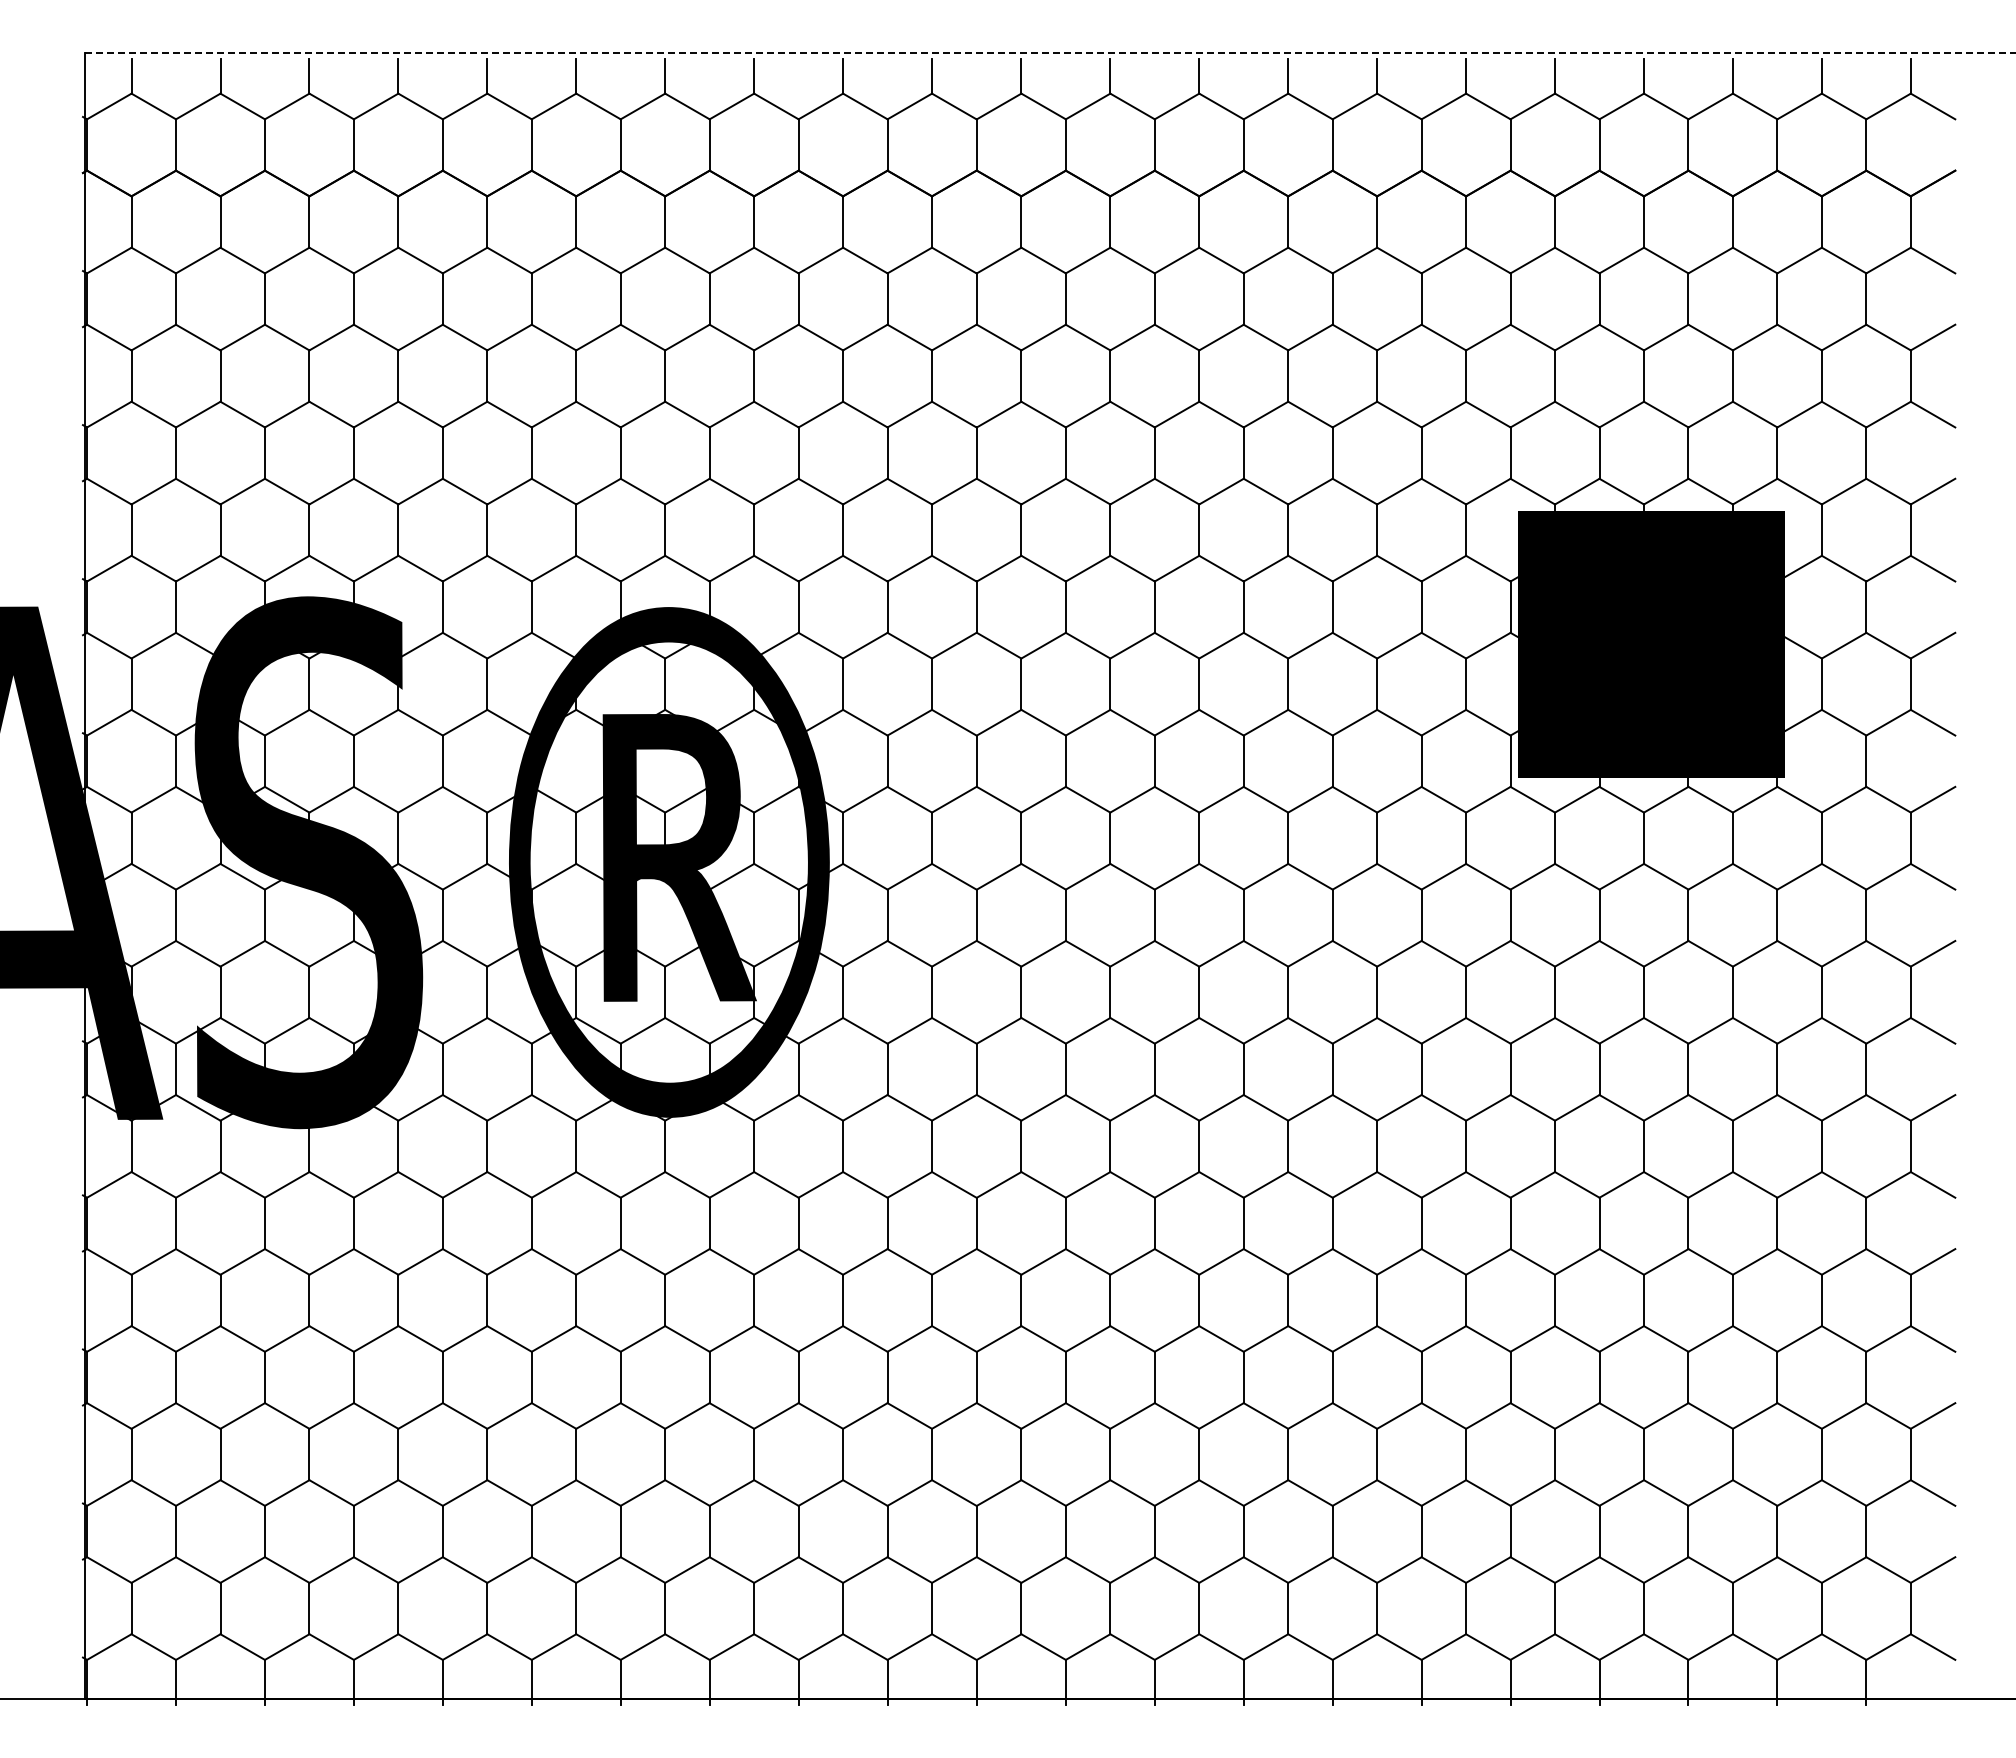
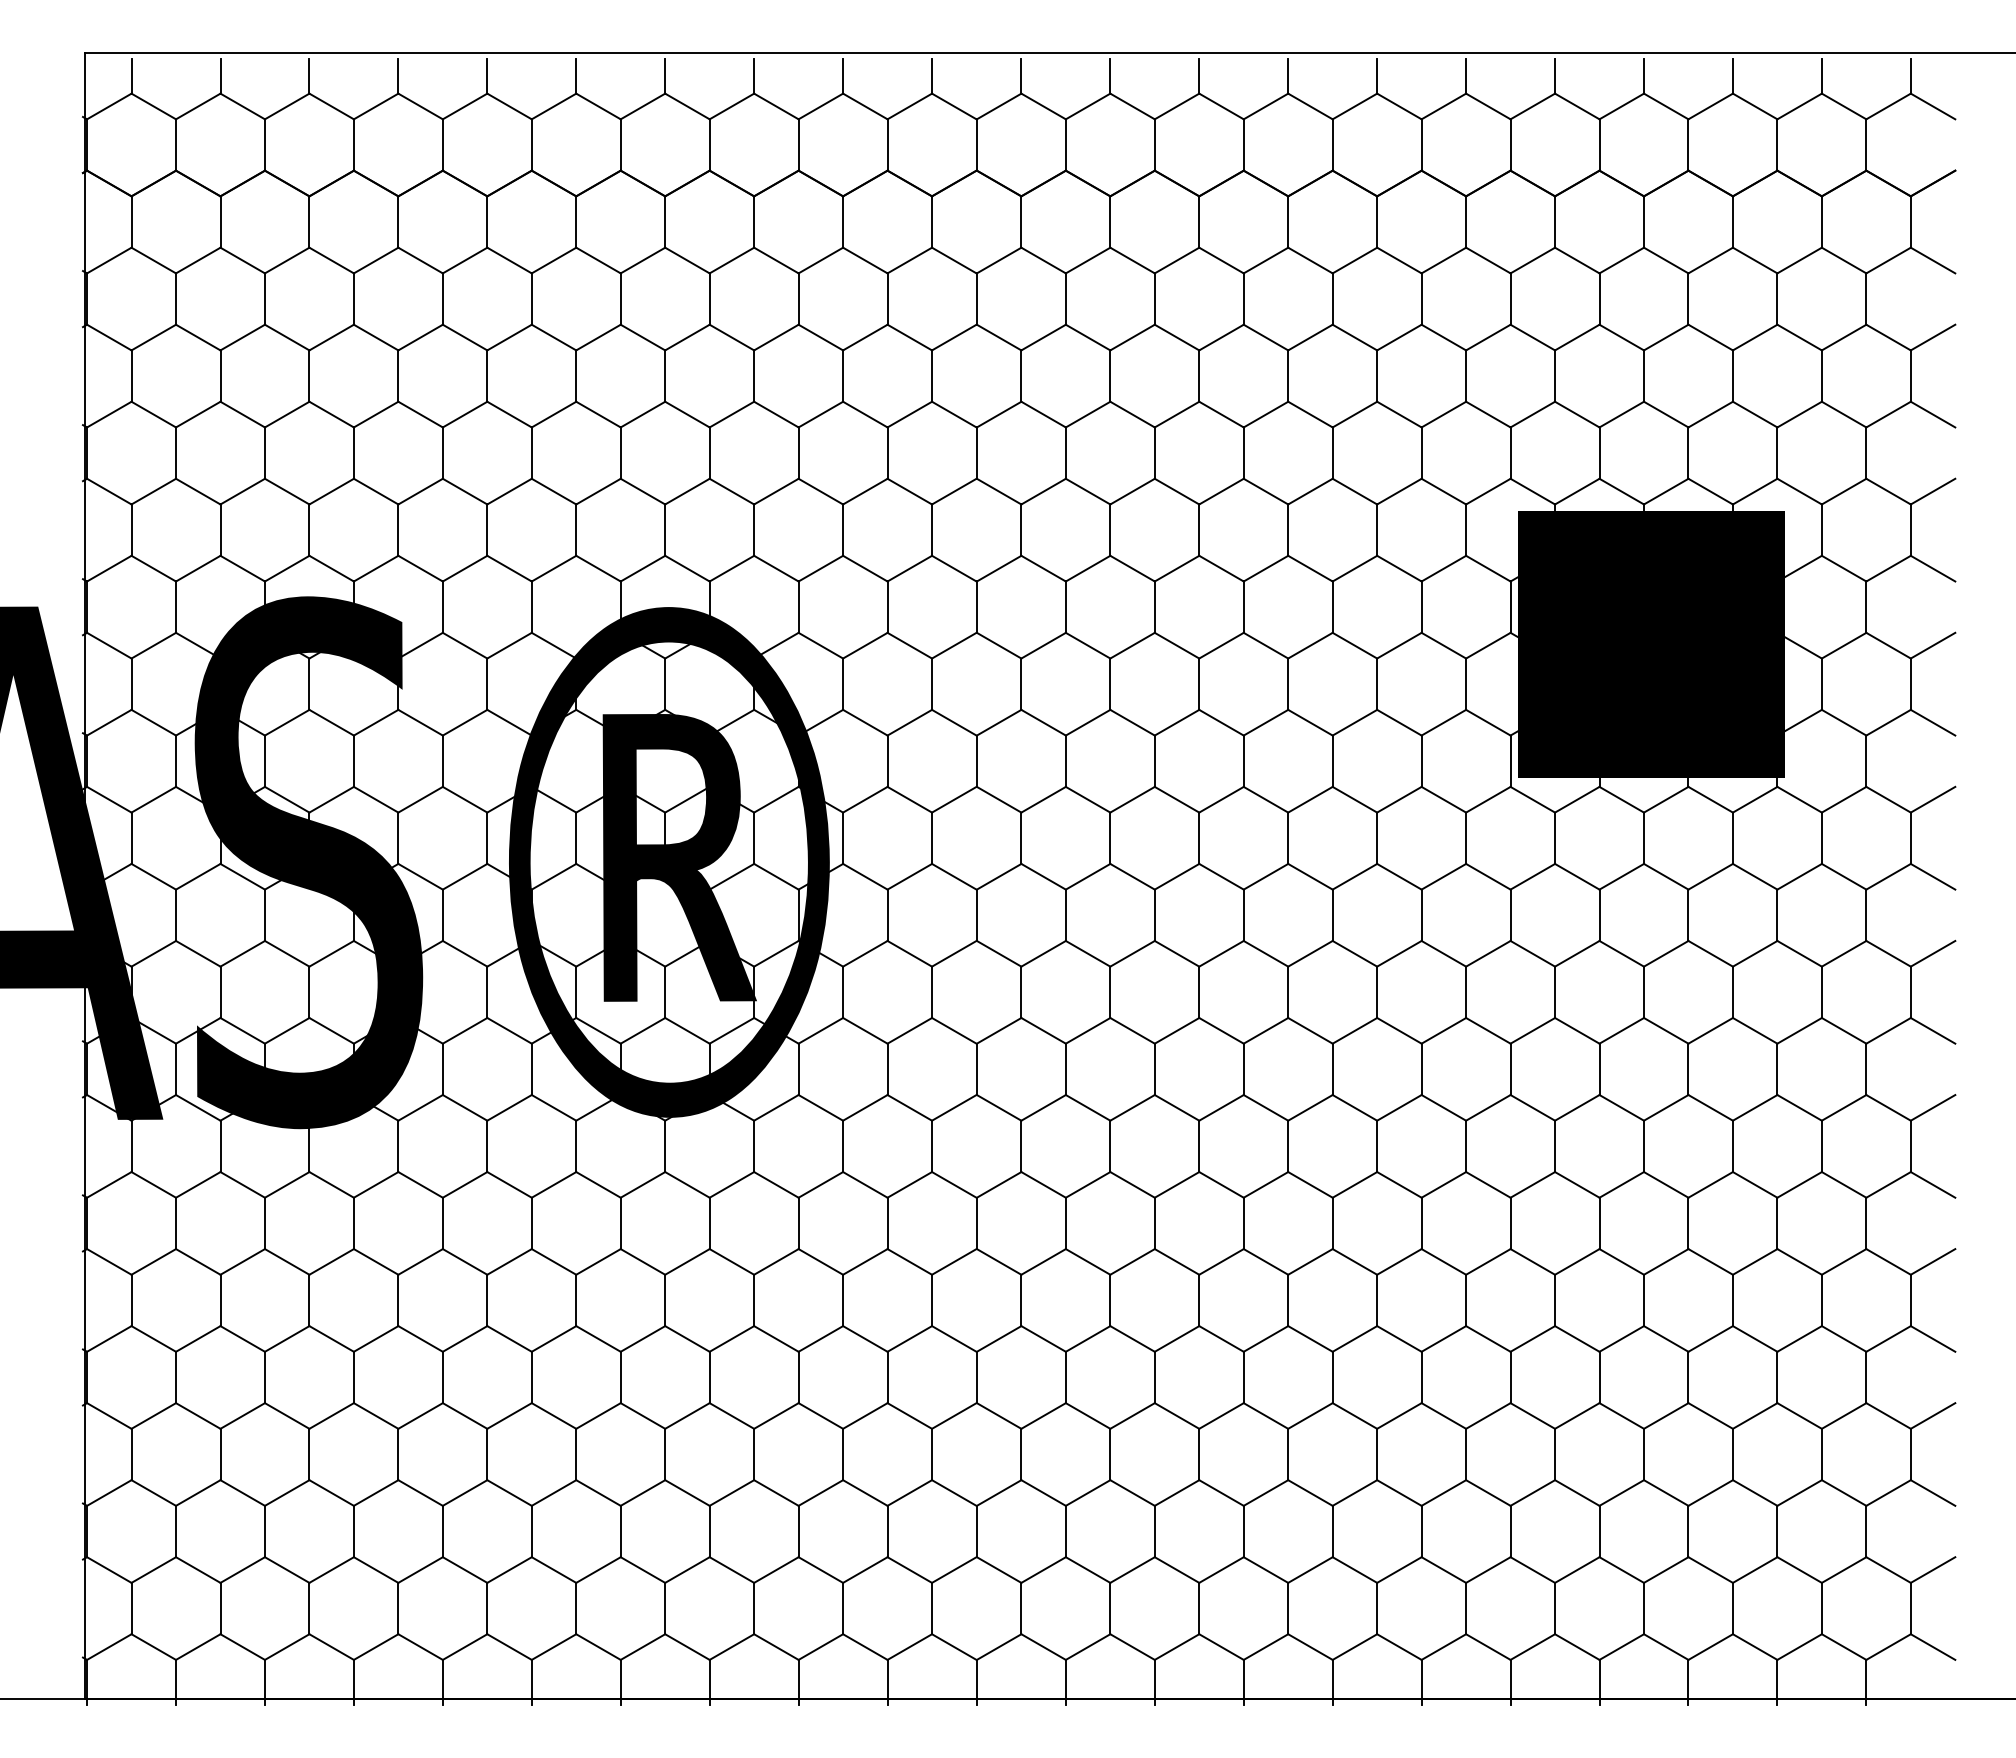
line: dashed -> solid (1050, 52)
